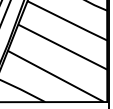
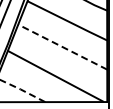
line: solid -> dashed (61, 46)
line: solid -> dashed (22, 90)
